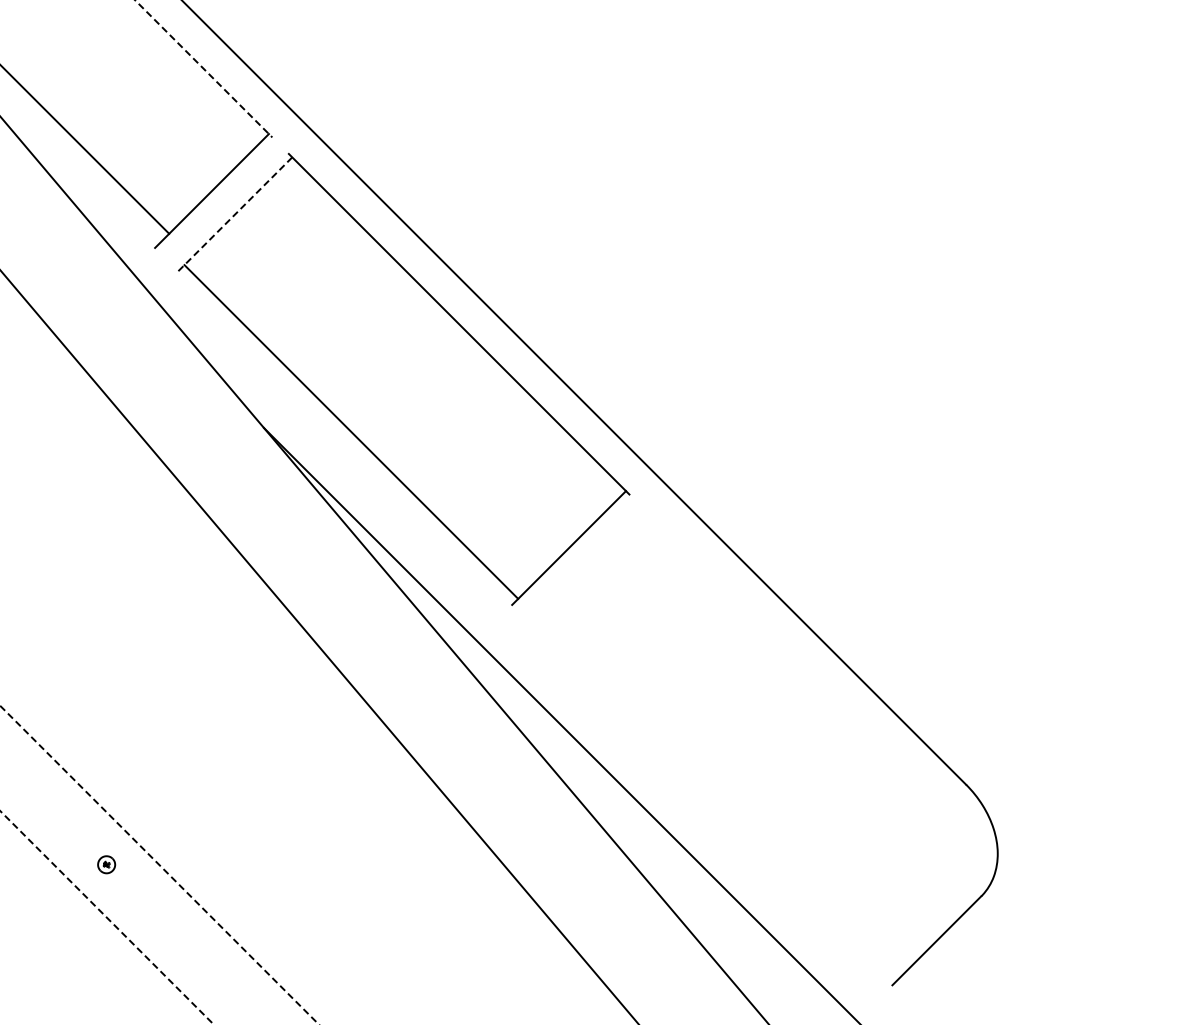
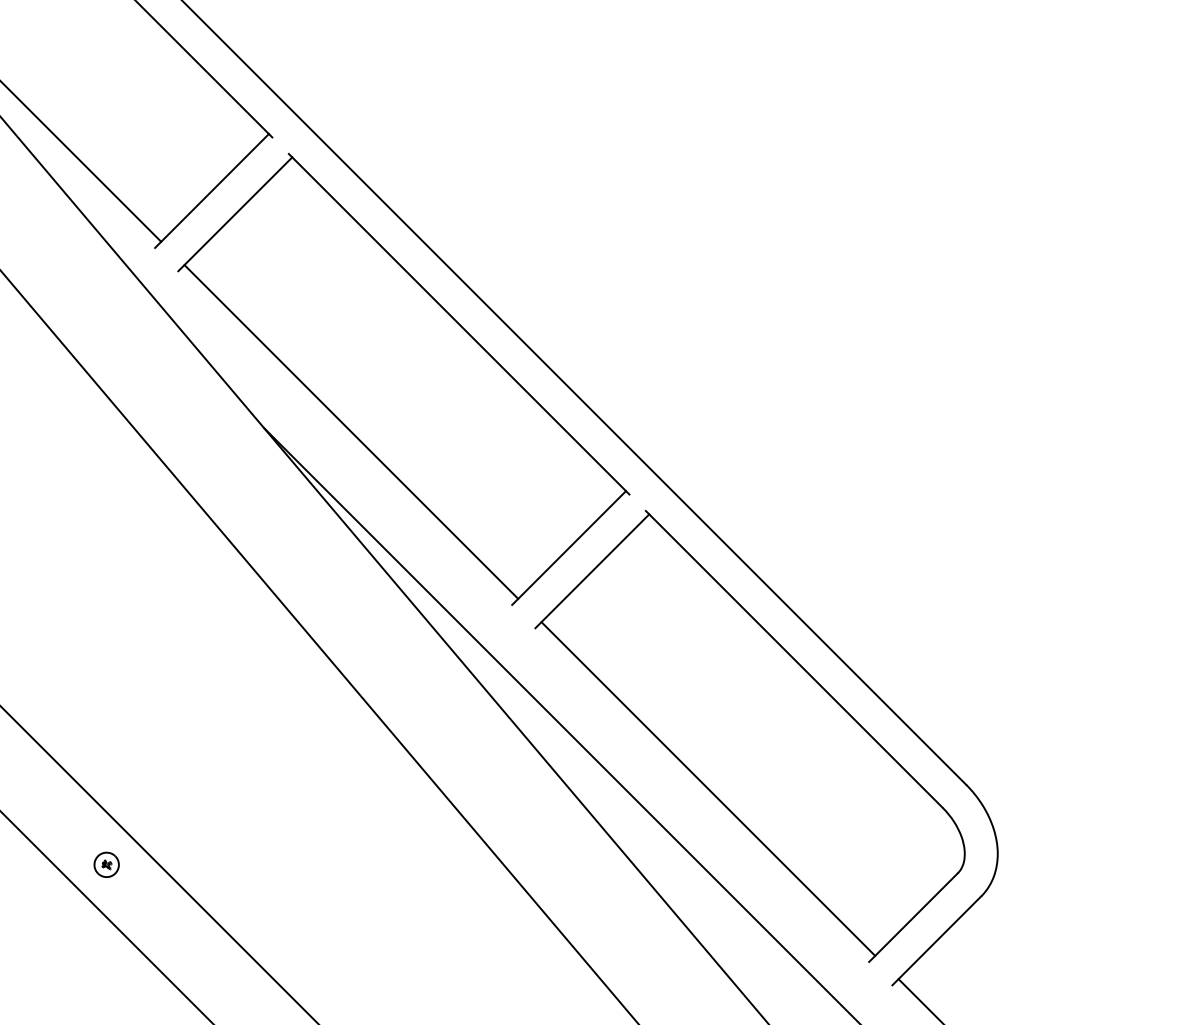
line: dashed -> solid (203, 68)
line position: (85, 149) -> (81, 162) (81, 162)
line: dashed -> solid (235, 214)
part: none -> present (749, 735)
part size: 20x20 px -> 27x27 px (106, 864)
line: dashed -> solid (159, 865)
line: dashed -> solid (107, 917)
line: none -> present (919, 1000)
